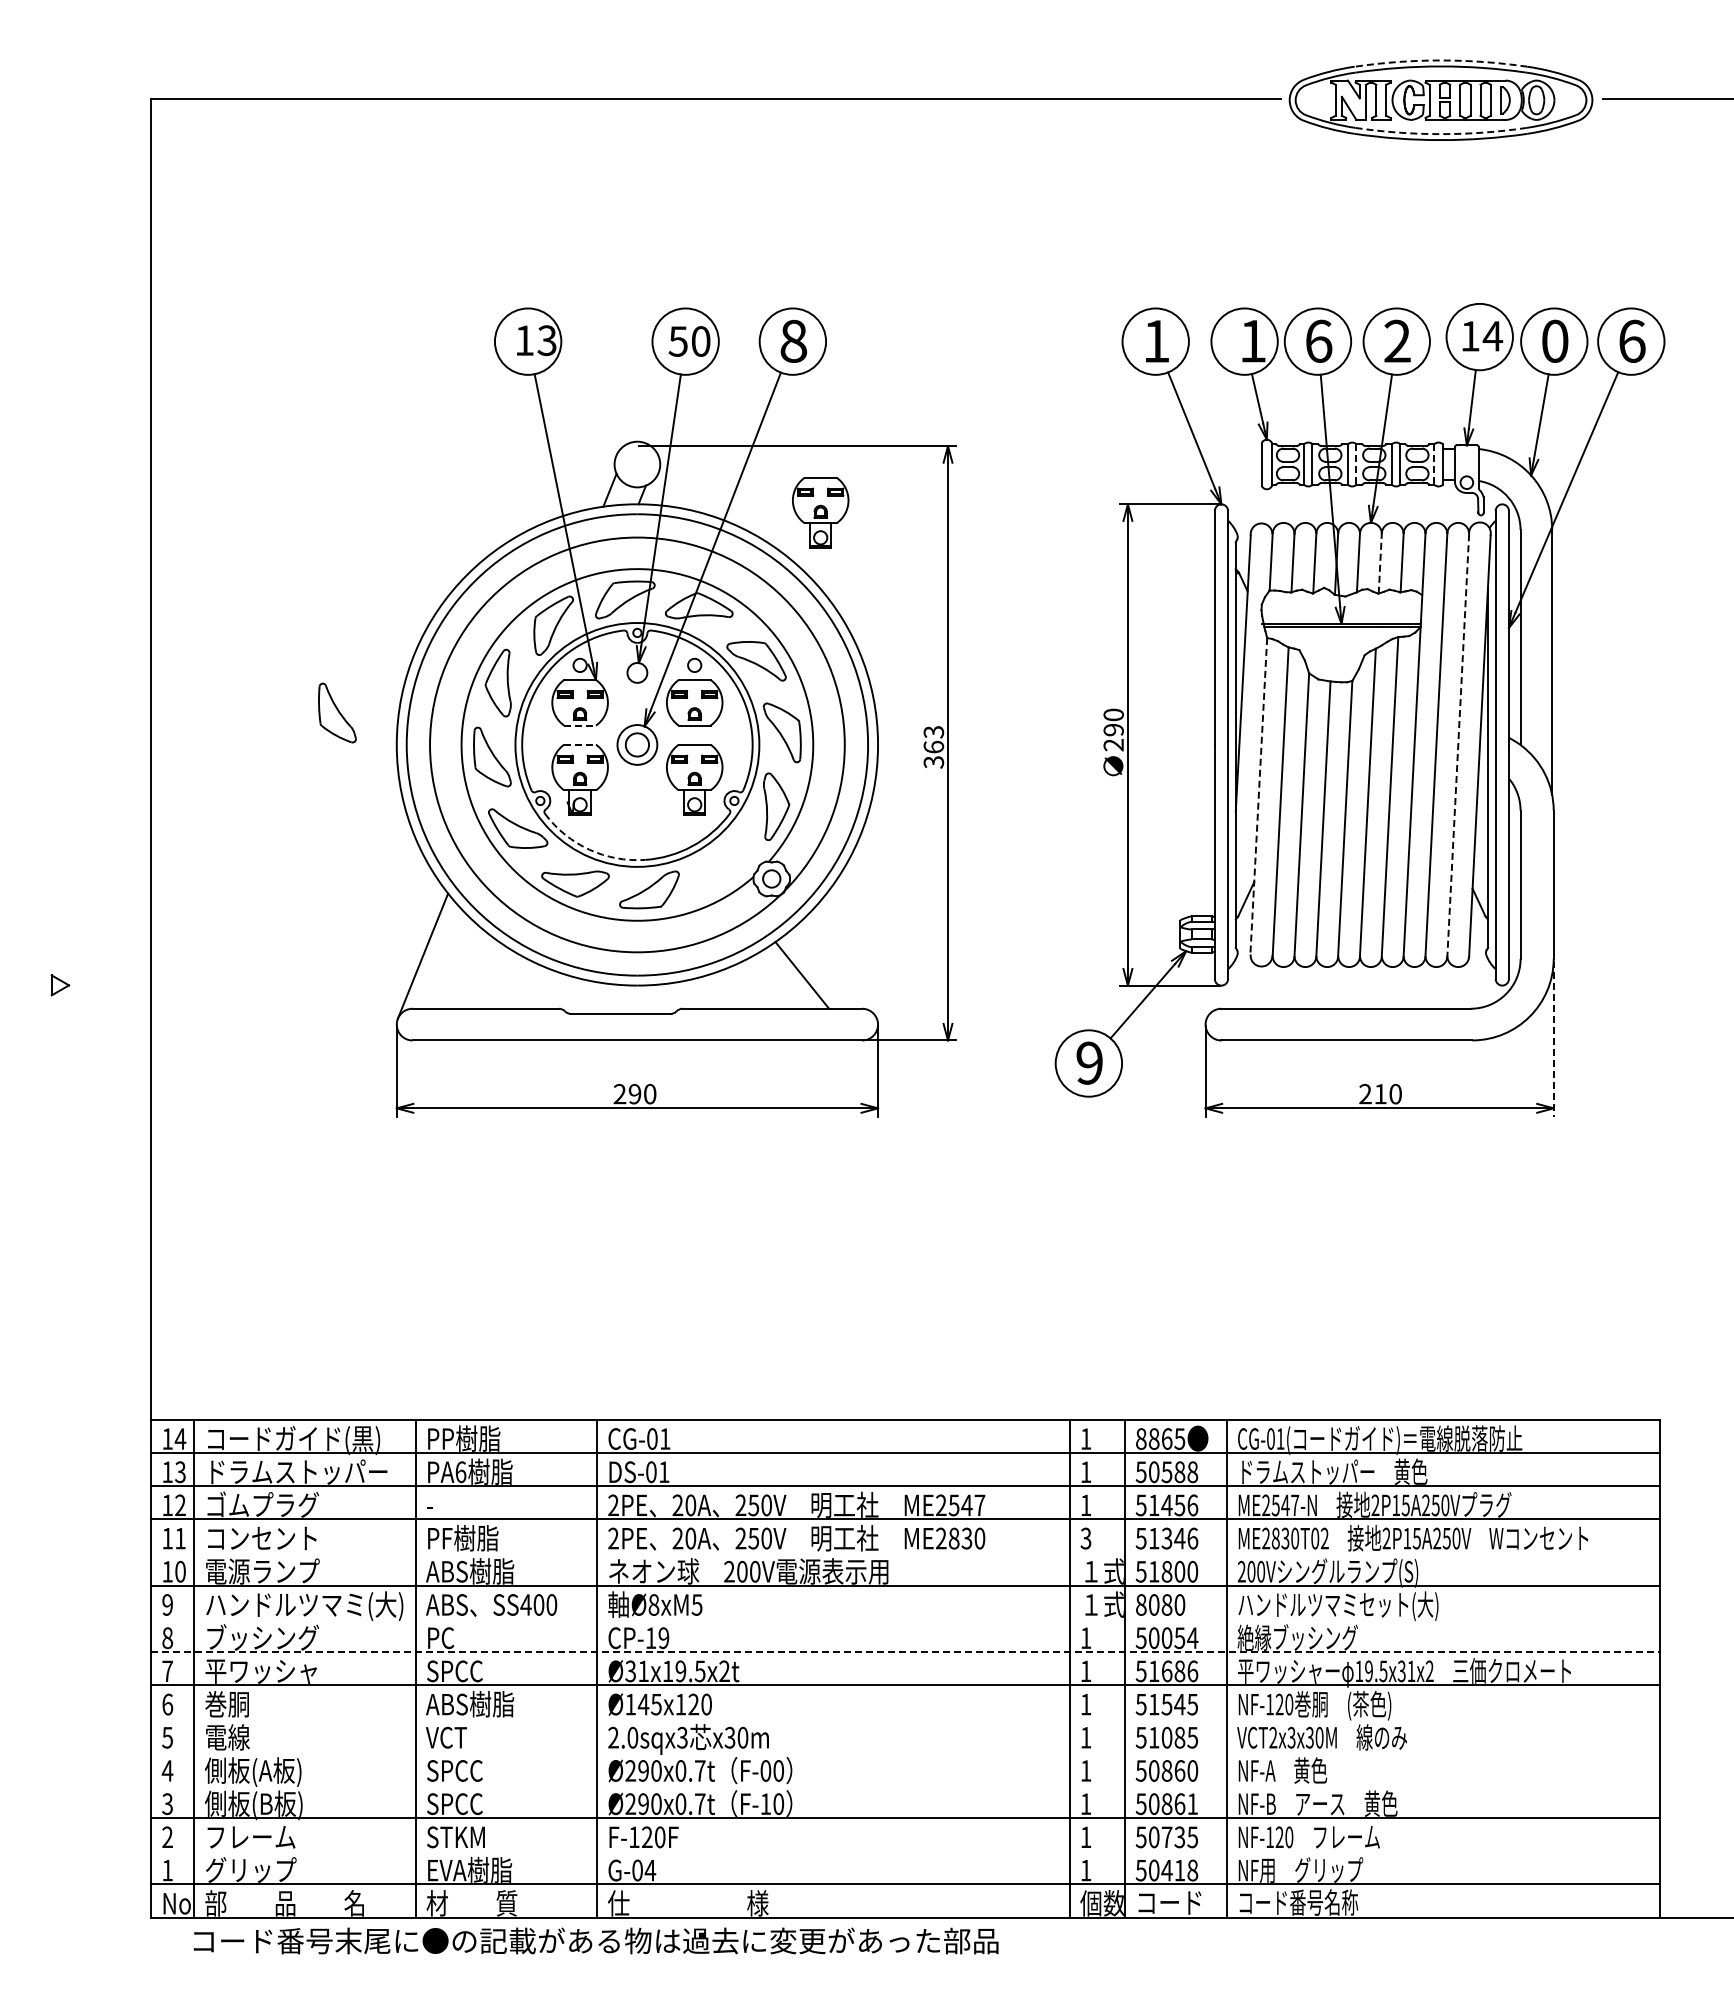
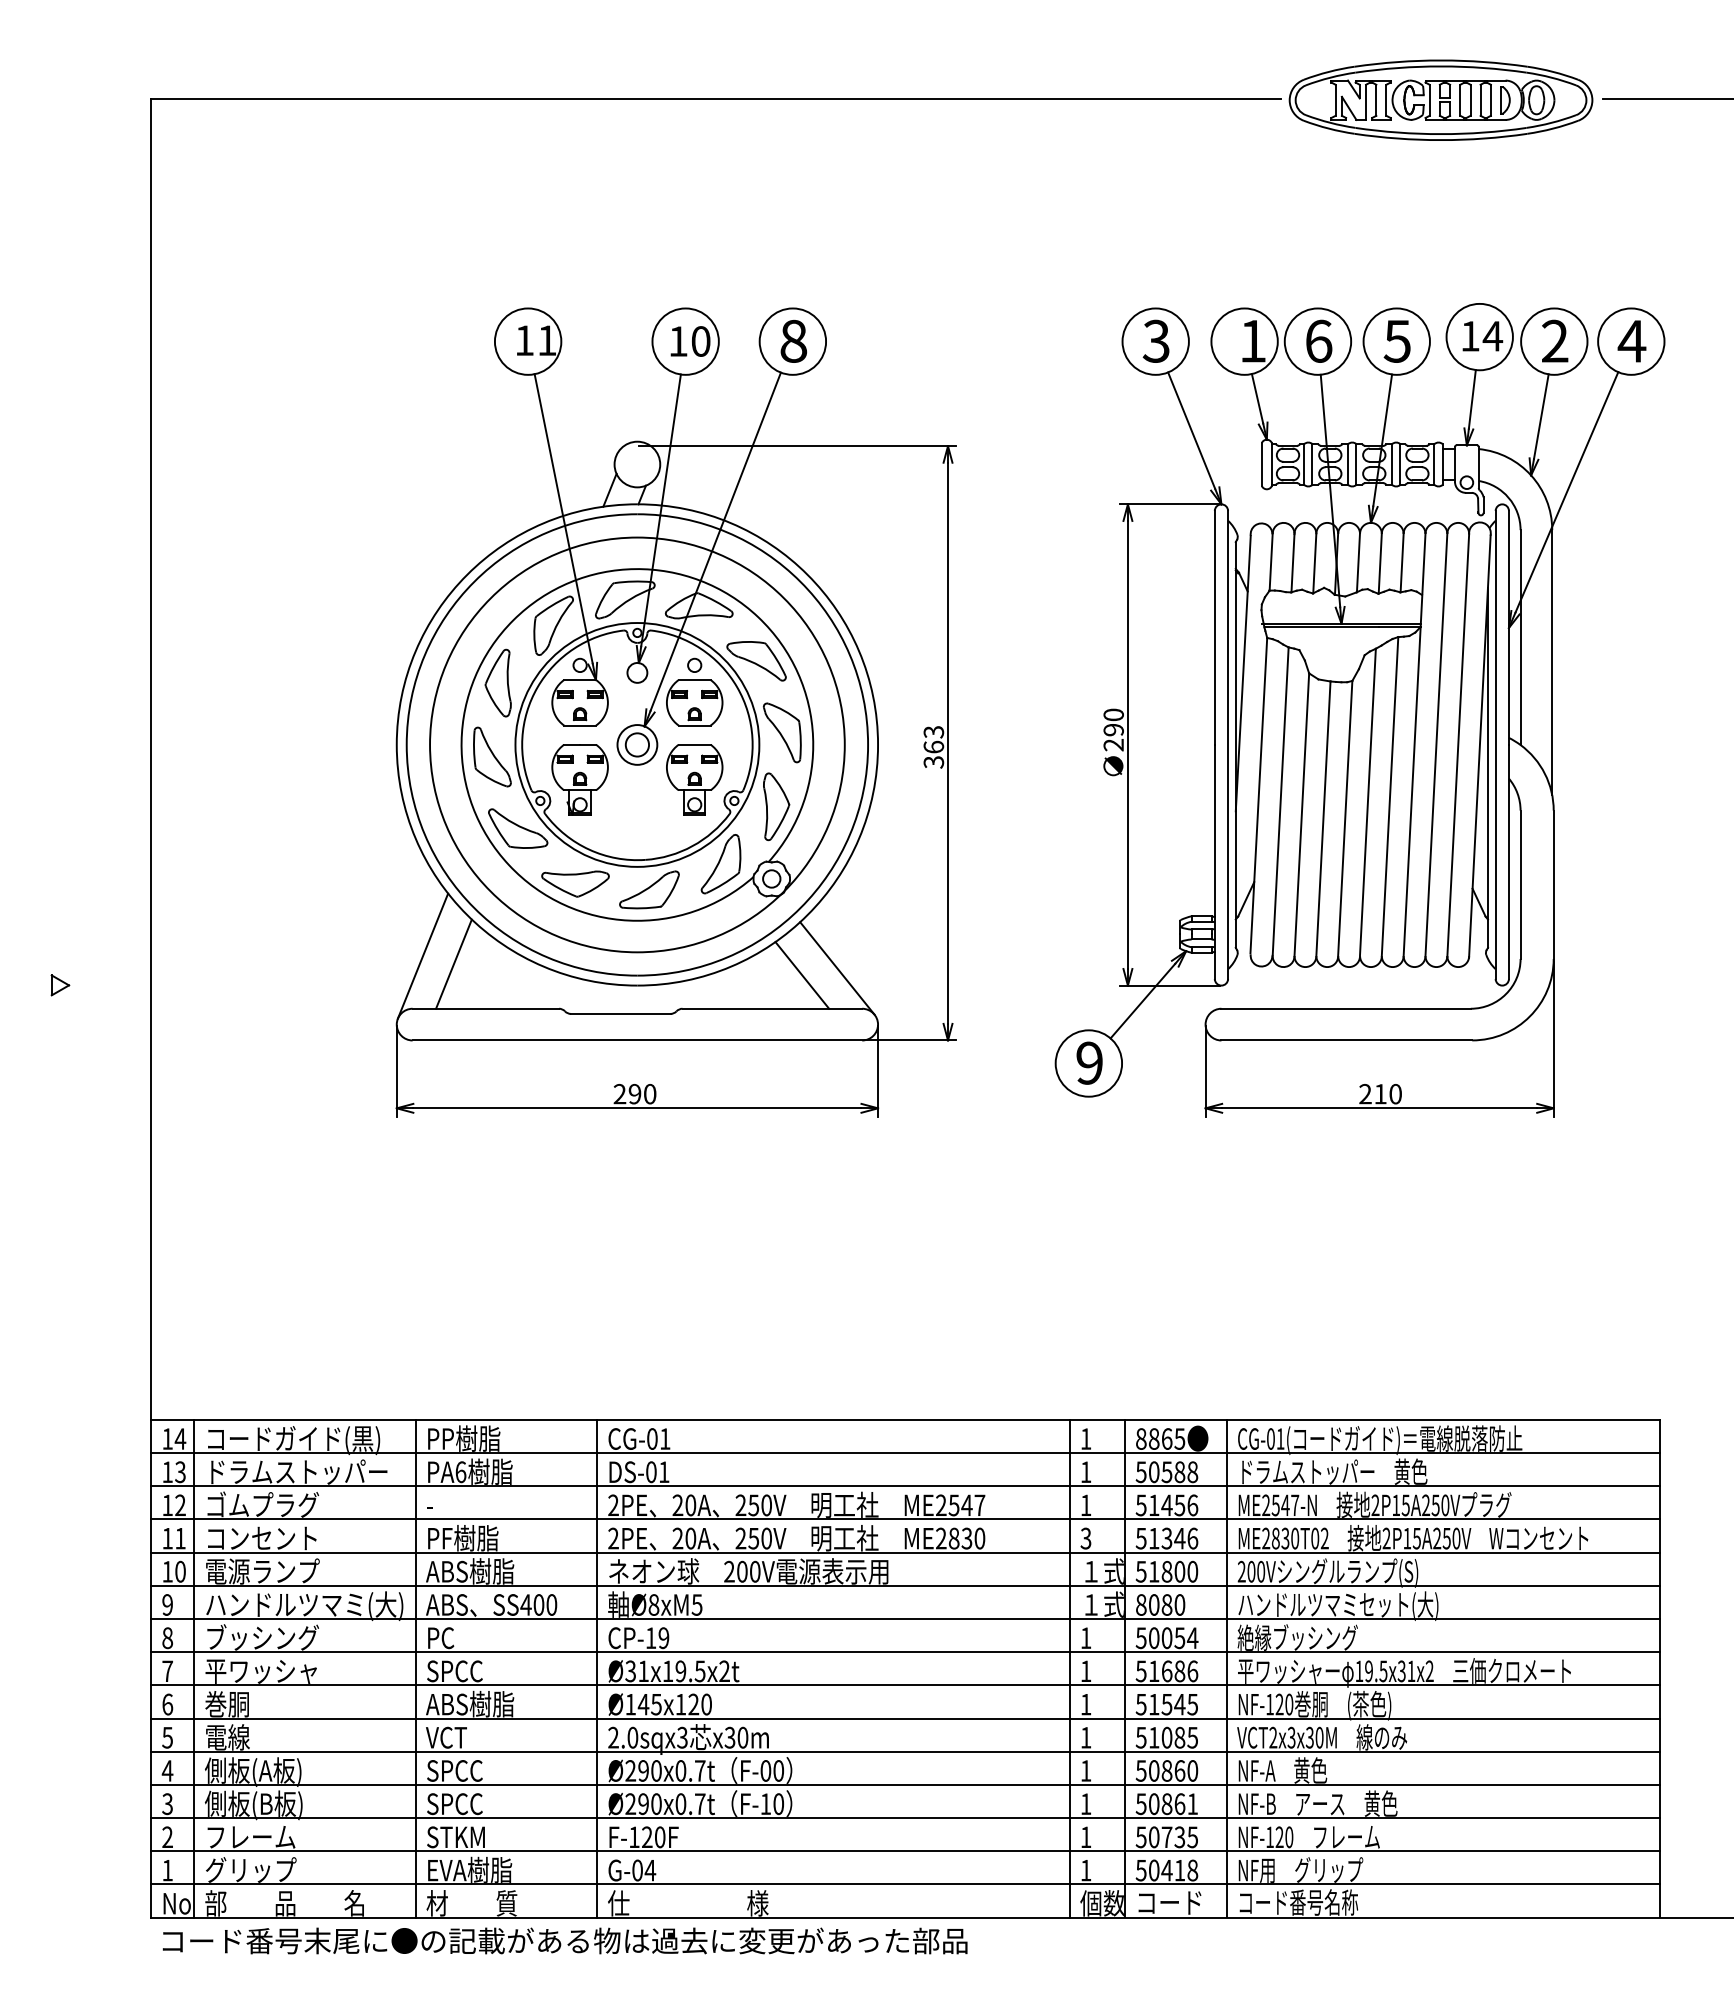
arc: dashed -> solid (1441, 60)
arc: dashed -> solid (1441, 134)
text: 13 -> 11 (546, 340)
text: 1 -> 3 (1155, 340)
text: 2 -> 5 (1396, 340)
text: 0 -> 2 (1555, 340)
text: 6 -> 4 (1631, 340)
text: 50 -> 10 (677, 341)
line: dashed -> solid (1356, 465)
line: dashed -> solid (1434, 465)
part: present -> none (820, 512)
line: dashed -> solid (1380, 562)
part: present -> none (337, 712)
line: dashed -> solid (580, 725)
line: dashed -> solid (580, 744)
line: dashed -> solid (1458, 745)
line: dashed -> solid (1258, 795)
arc: dashed -> solid (589, 849)
part: none -> present (720, 864)
line: none -> present (453, 963)
line: none -> present (837, 968)
line: dashed -> solid (1553, 1039)
line: none -> present (905, 1552)
line: none -> present (905, 1618)
line: dashed -> solid (906, 1652)
line: none -> present (905, 1718)
line: none -> present (905, 1751)
line: none -> present (905, 1784)
line: none -> present (905, 1851)
text position: (595, 1940) -> (564, 1940) (564, 1940)
